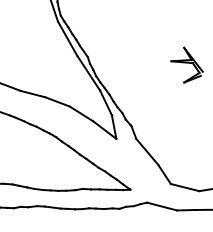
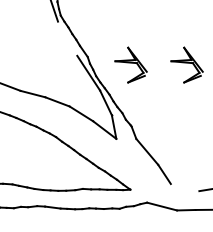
line: present -> none (67, 38)
part: none -> present (130, 64)
line: present -> none (184, 187)
